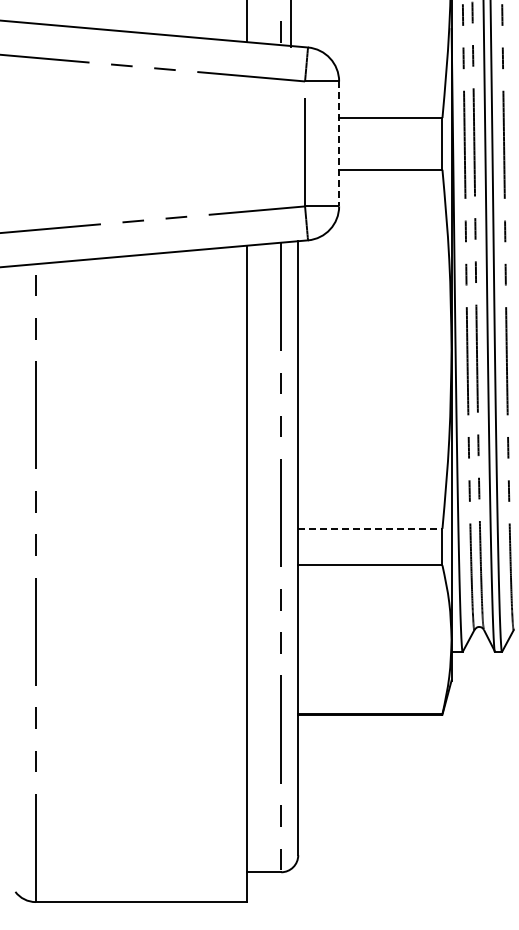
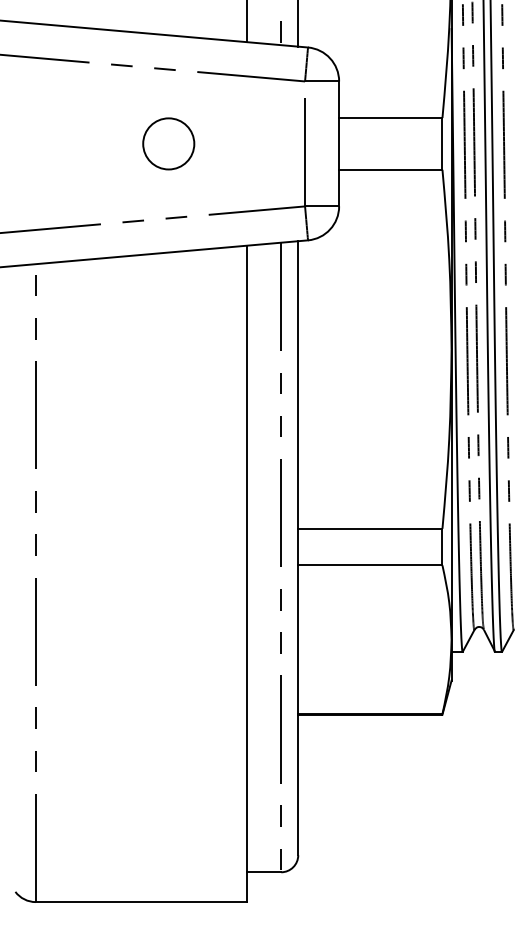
line position: (291, 24) -> (298, 24) (298, 24)
circle: none -> present (168, 143)
line: dashed -> solid (339, 144)
line: dashed -> solid (370, 528)
